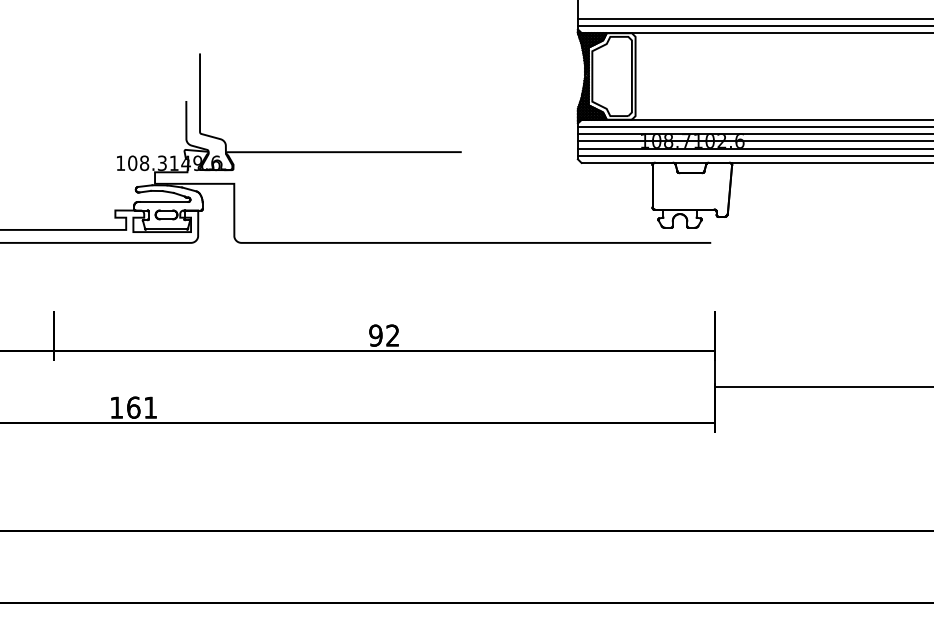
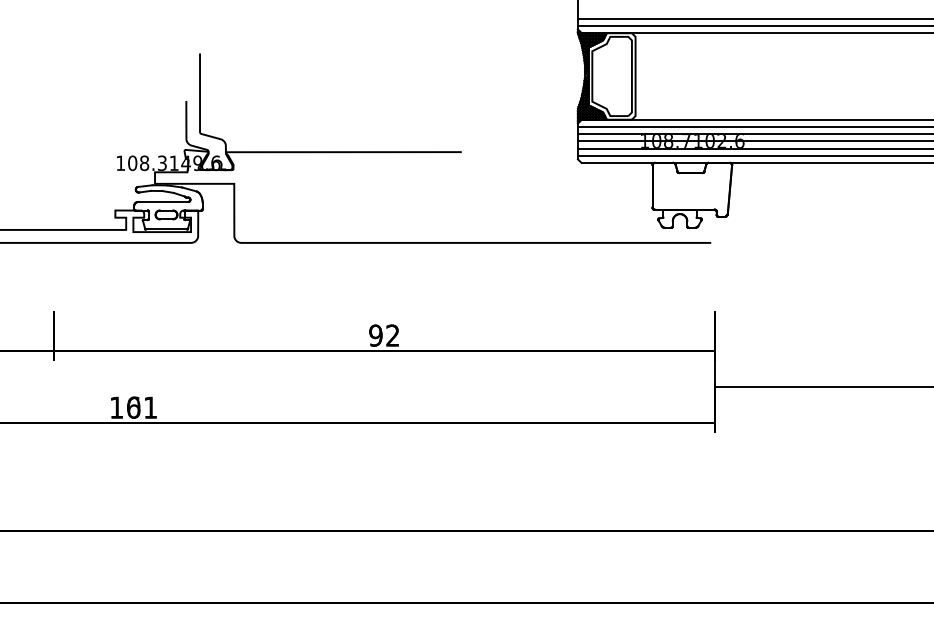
text: 161 -> 101 (133, 407)
